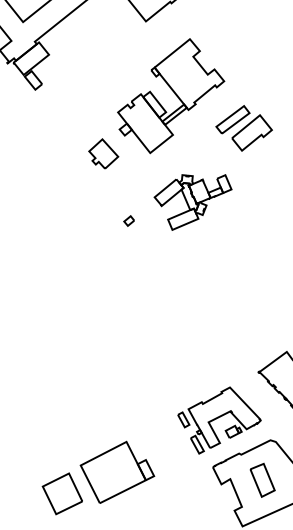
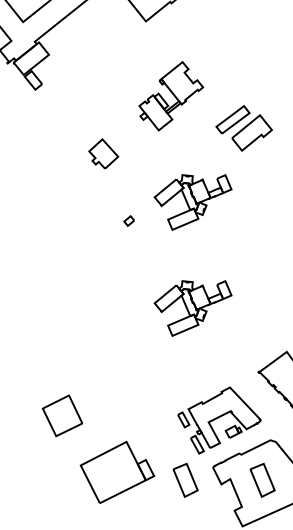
part size: 109x117 px -> 67x71 px (171, 96)
part: none -> present (192, 308)
part: none -> present (185, 479)
part position: (61, 493) -> (61, 415) (61, 415)
